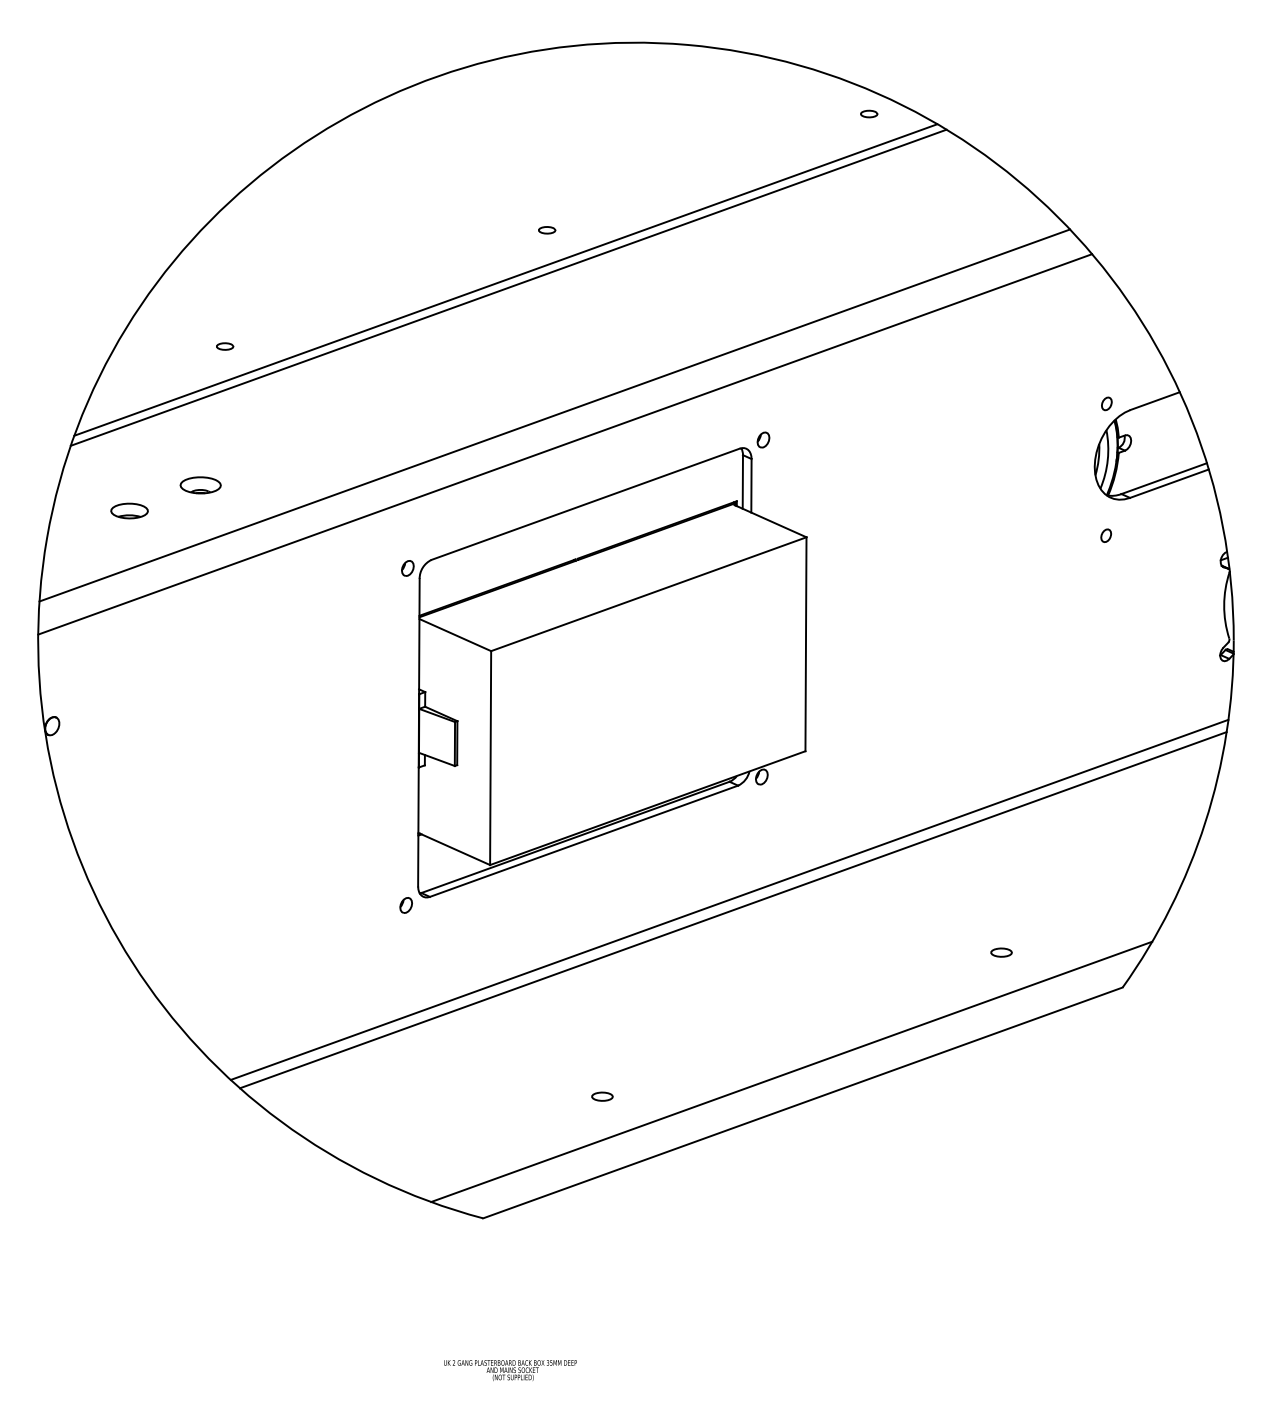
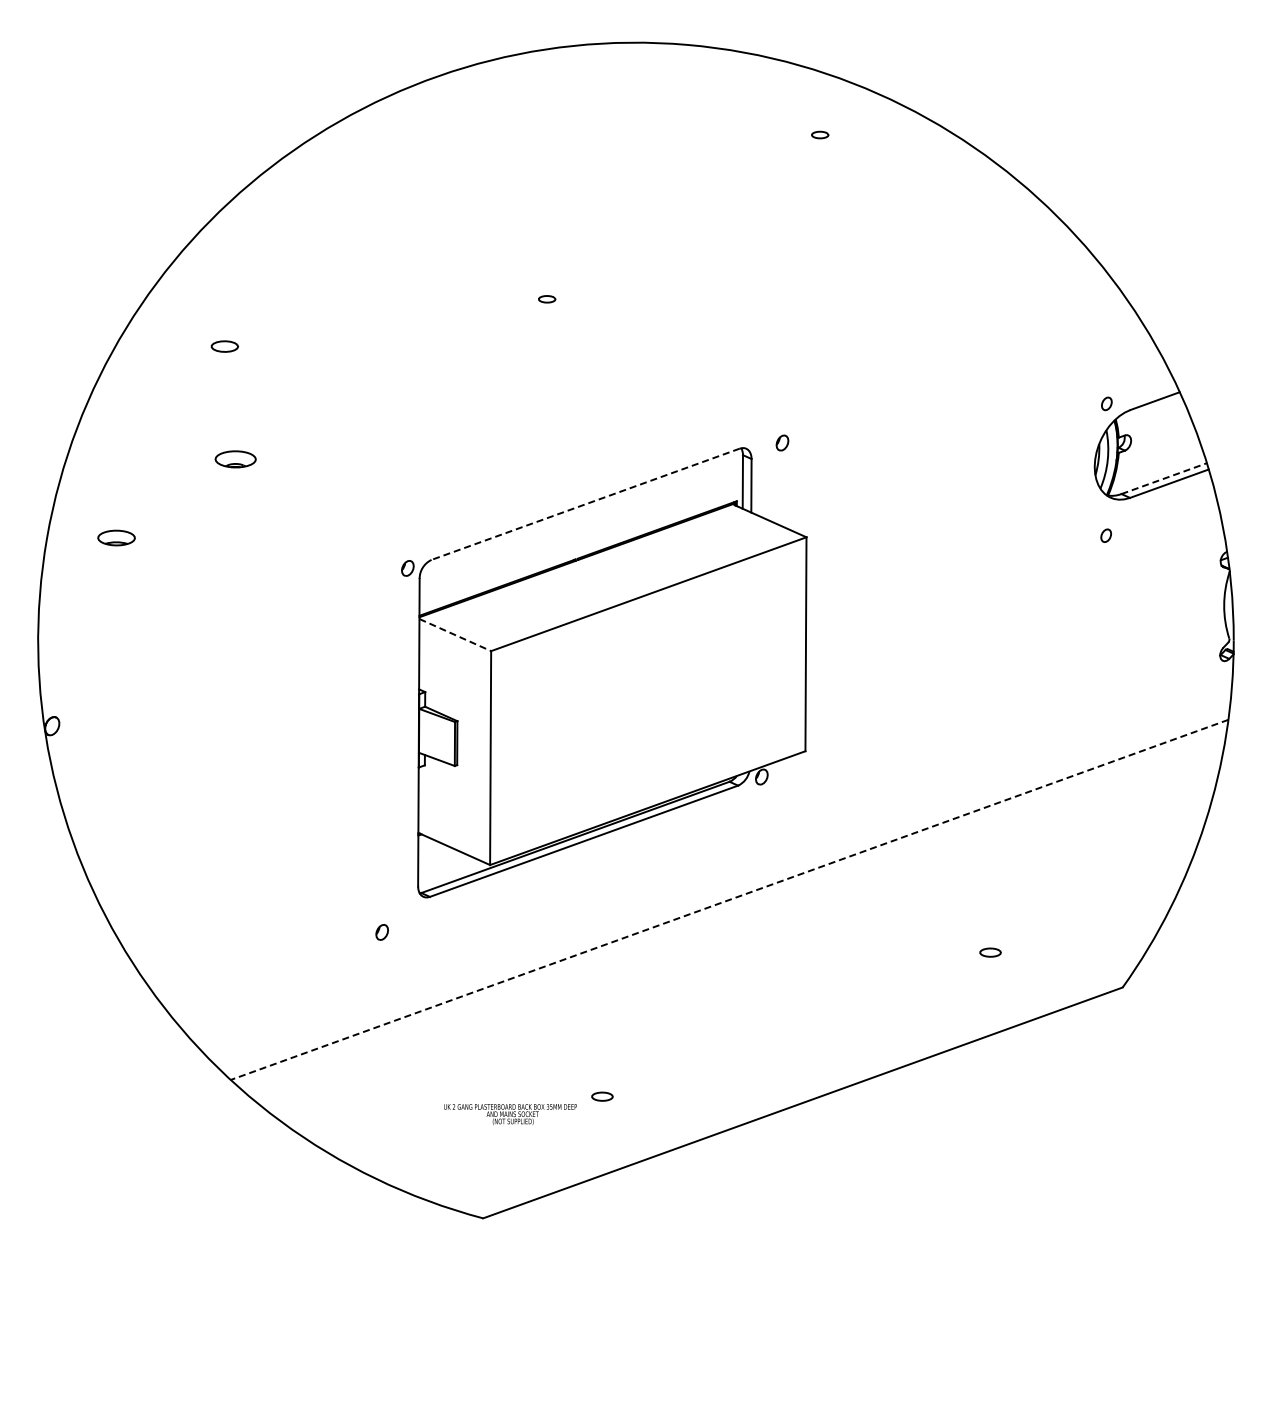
part position: (869, 113) -> (820, 134) (820, 134)
part position: (547, 230) -> (547, 299) (547, 299)
line: present -> none (505, 279)
line: present -> none (508, 287)
part size: 19x9 px -> 30x13 px (224, 346)
line: present -> none (554, 415)
part position: (763, 439) -> (782, 442) (782, 442)
line: present -> none (565, 444)
line: solid -> dashed (1164, 478)
part position: (200, 485) -> (235, 459) (235, 459)
line: solid -> dashed (585, 504)
part position: (129, 510) -> (116, 537) (116, 537)
line: solid -> dashed (455, 635)
line: solid -> dashed (729, 900)
part position: (405, 905) -> (381, 932) (381, 932)
line: present -> none (733, 910)
part position: (1001, 952) -> (990, 952) (990, 952)
line: present -> none (791, 1071)
text position: (510, 1370) -> (510, 1114) (510, 1114)
